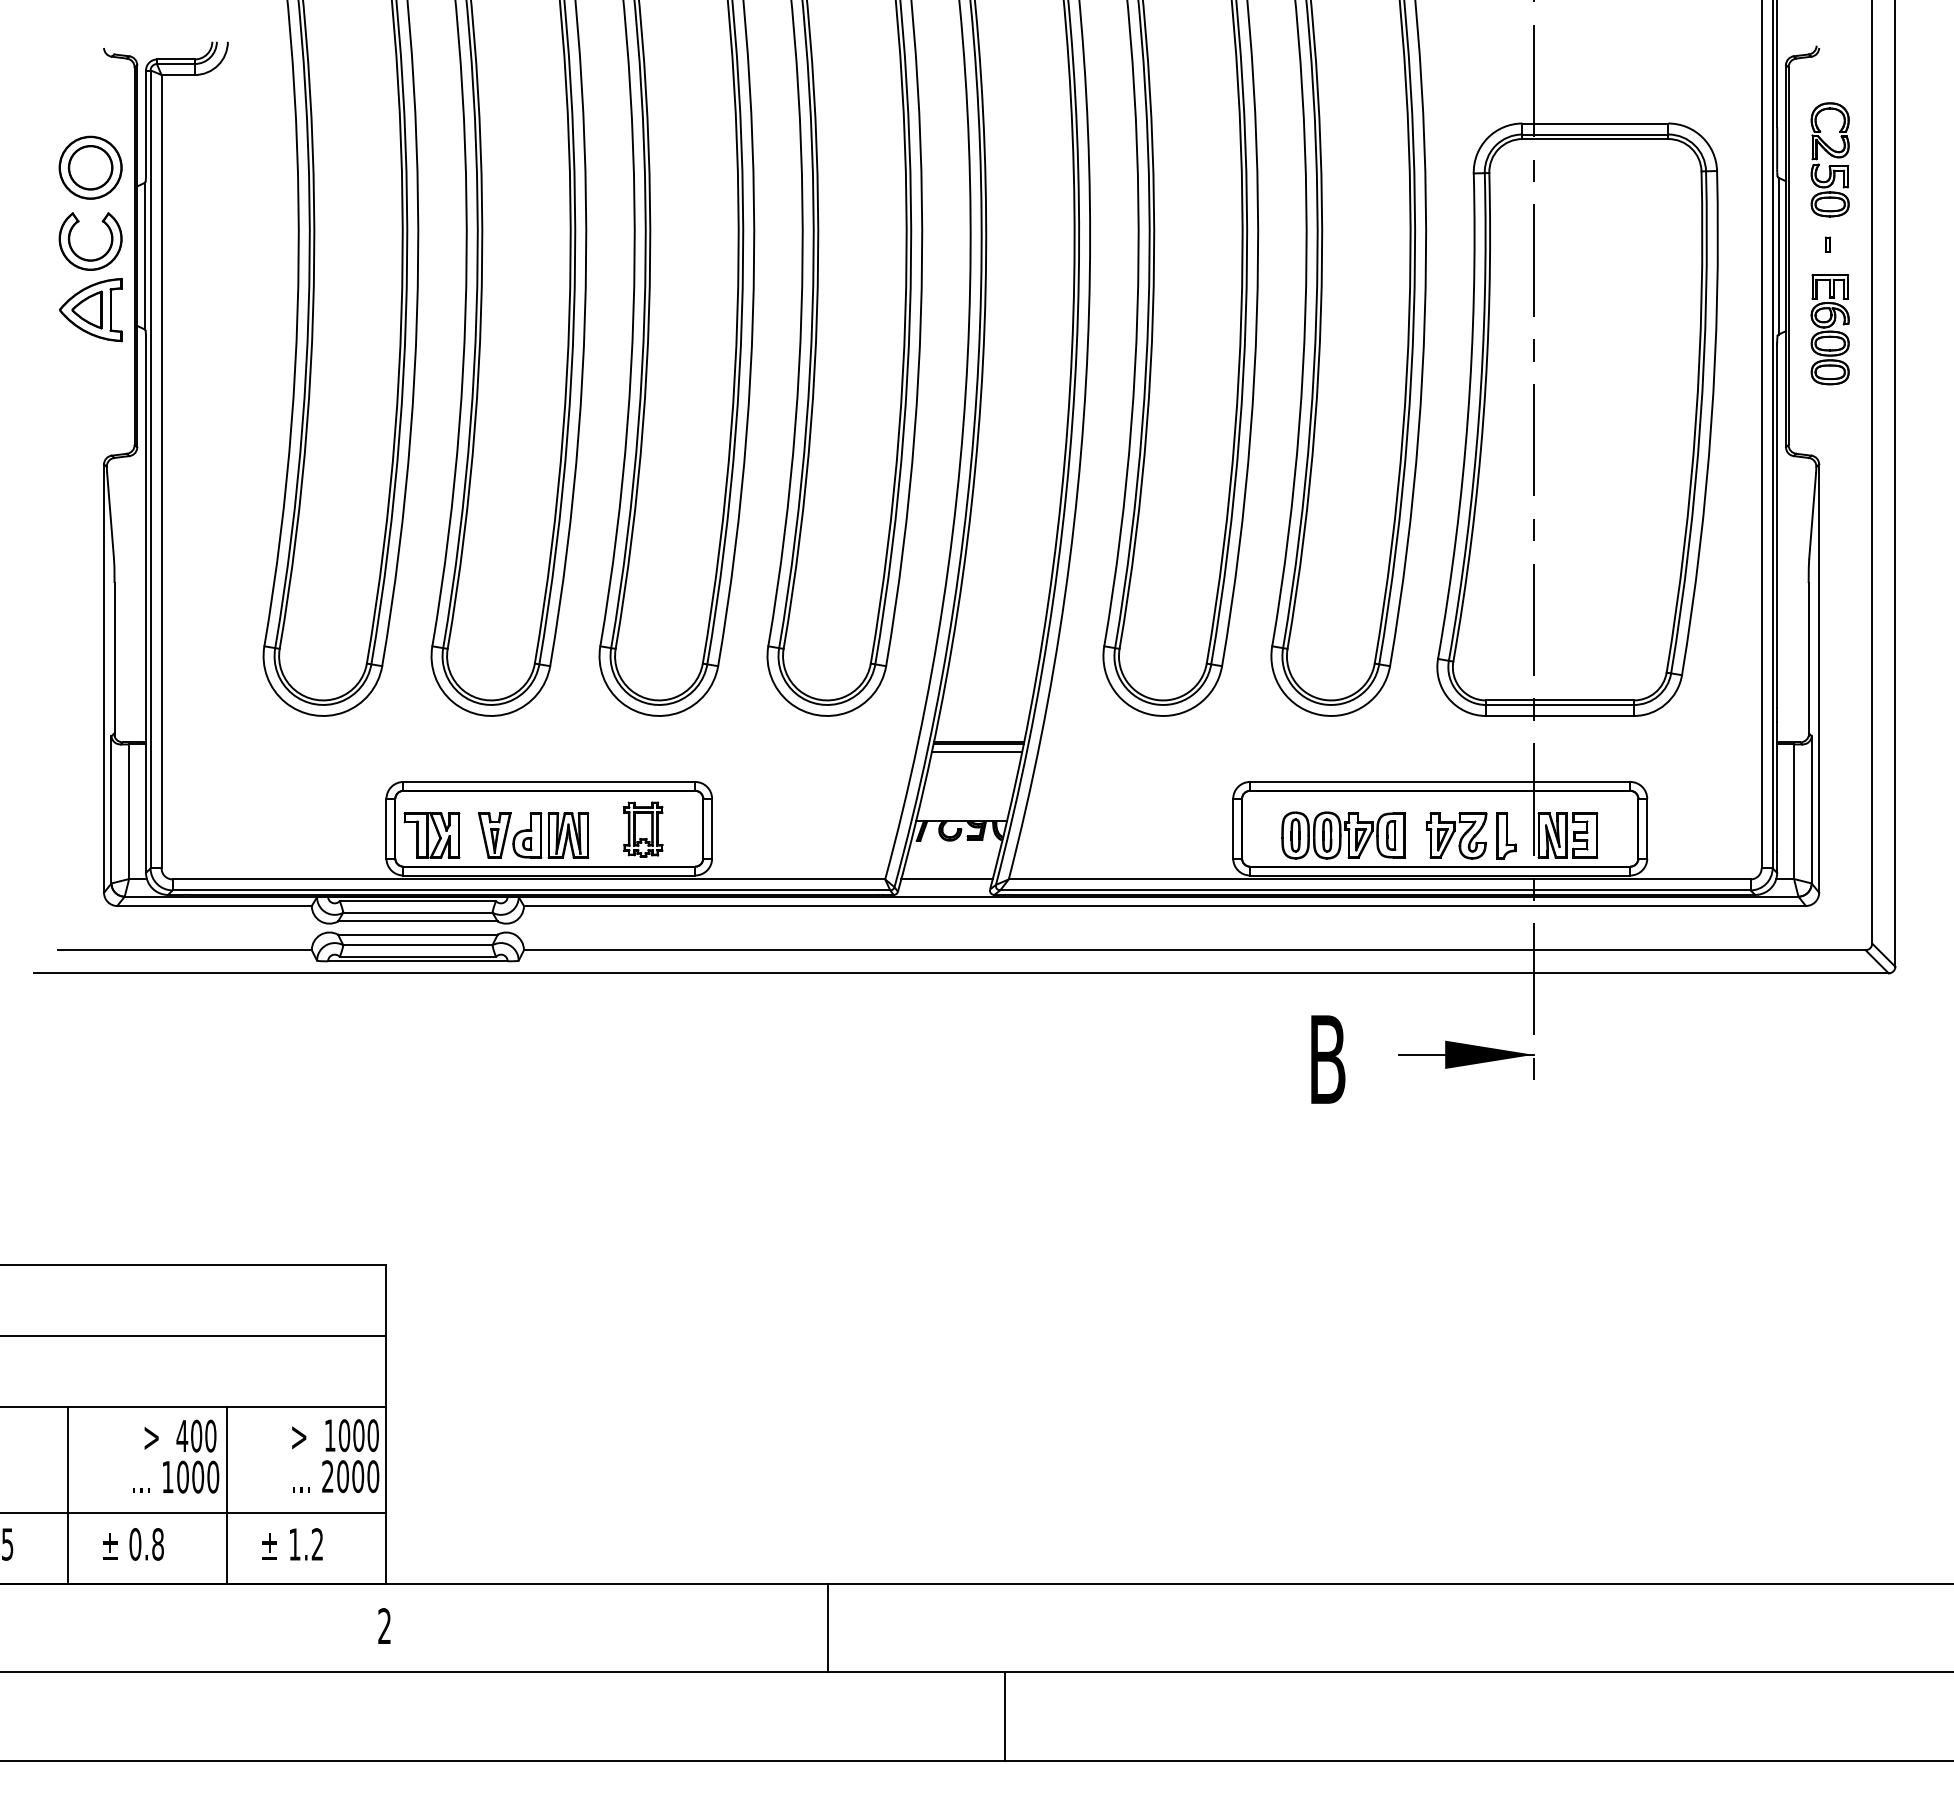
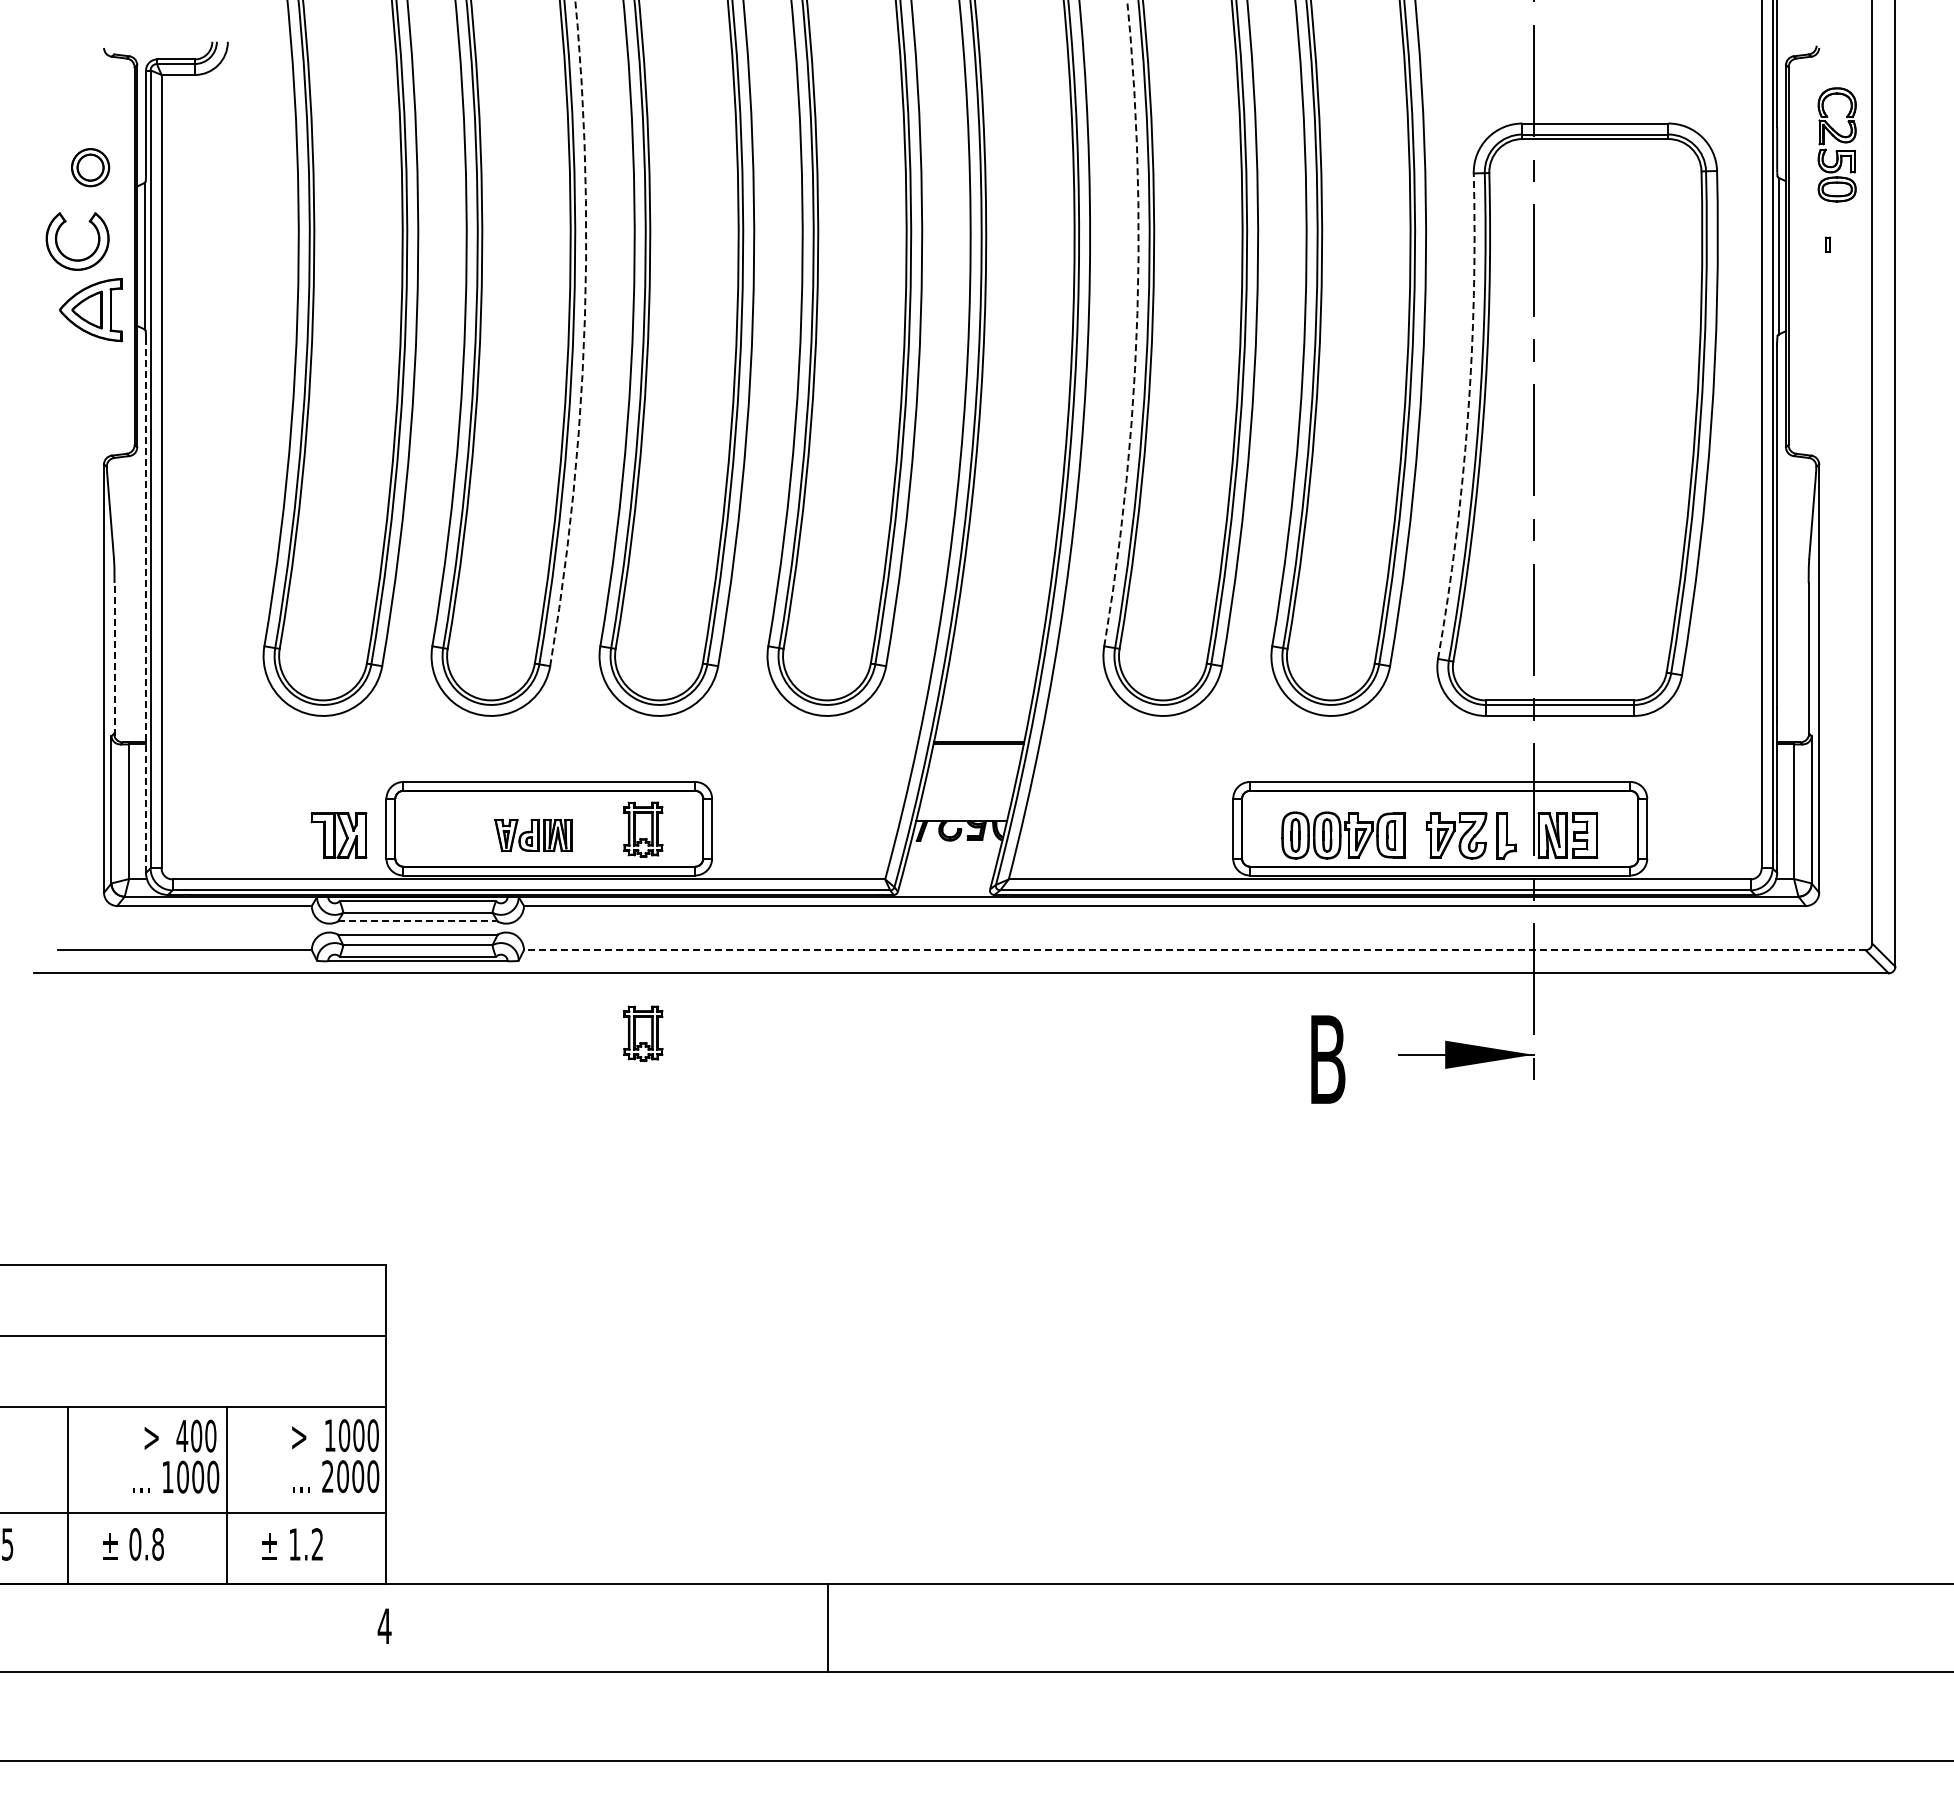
part position: (1829, 159) -> (1836, 144) (1836, 144)
part size: 65x65 px -> 40x40 px (90, 167)
part position: (85, 258) -> (72, 258) (72, 258)
arc: solid -> dashed (1137, 323)
part: present -> none (1829, 329)
arc: solid -> dashed (584, 333)
arc: solid -> dashed (1467, 417)
line: solid -> dashed (146, 605)
line: solid -> dashed (114, 659)
line: present -> none (976, 751)
part position: (431, 835) -> (338, 835) (338, 835)
part size: 113x47 px -> 79x34 px (533, 835)
line: present -> none (946, 879)
line: solid -> dashed (417, 921)
line: solid -> dashed (1194, 950)
part: none -> present (643, 1033)
text: 2 -> 4 (384, 1625)
line: present -> none (1004, 1716)
